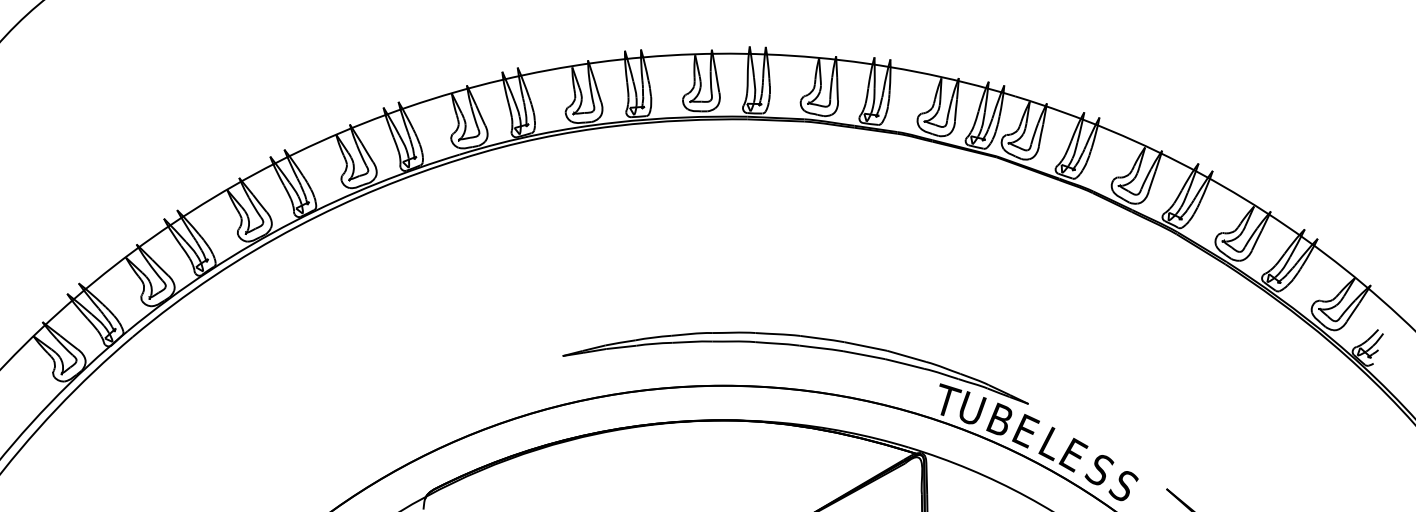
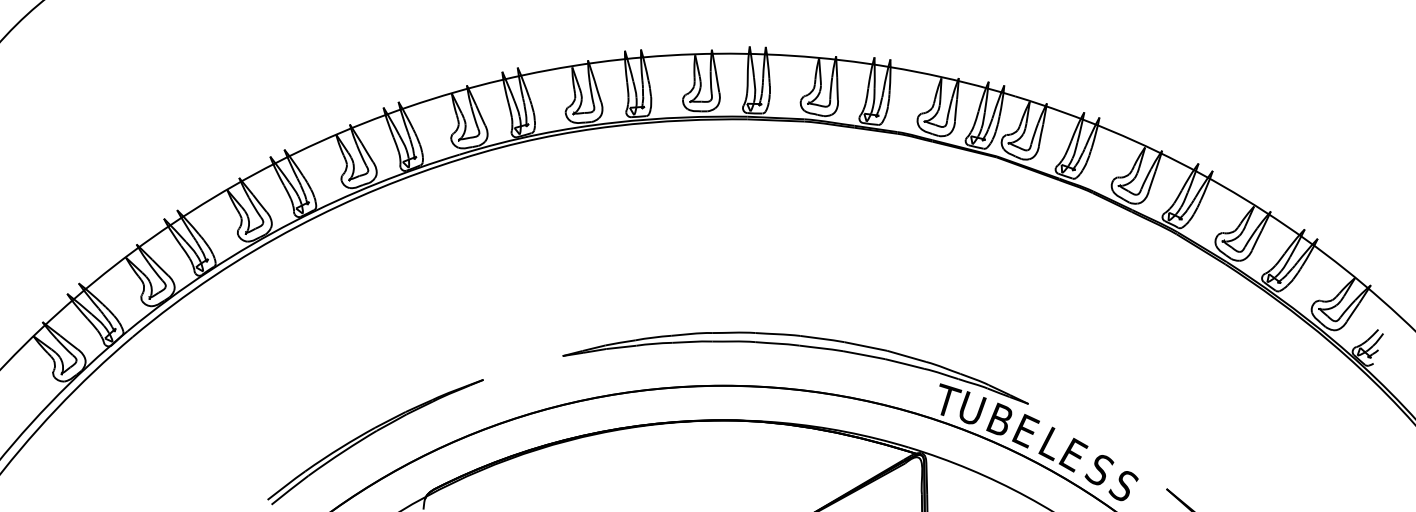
part: none -> present (371, 435)
